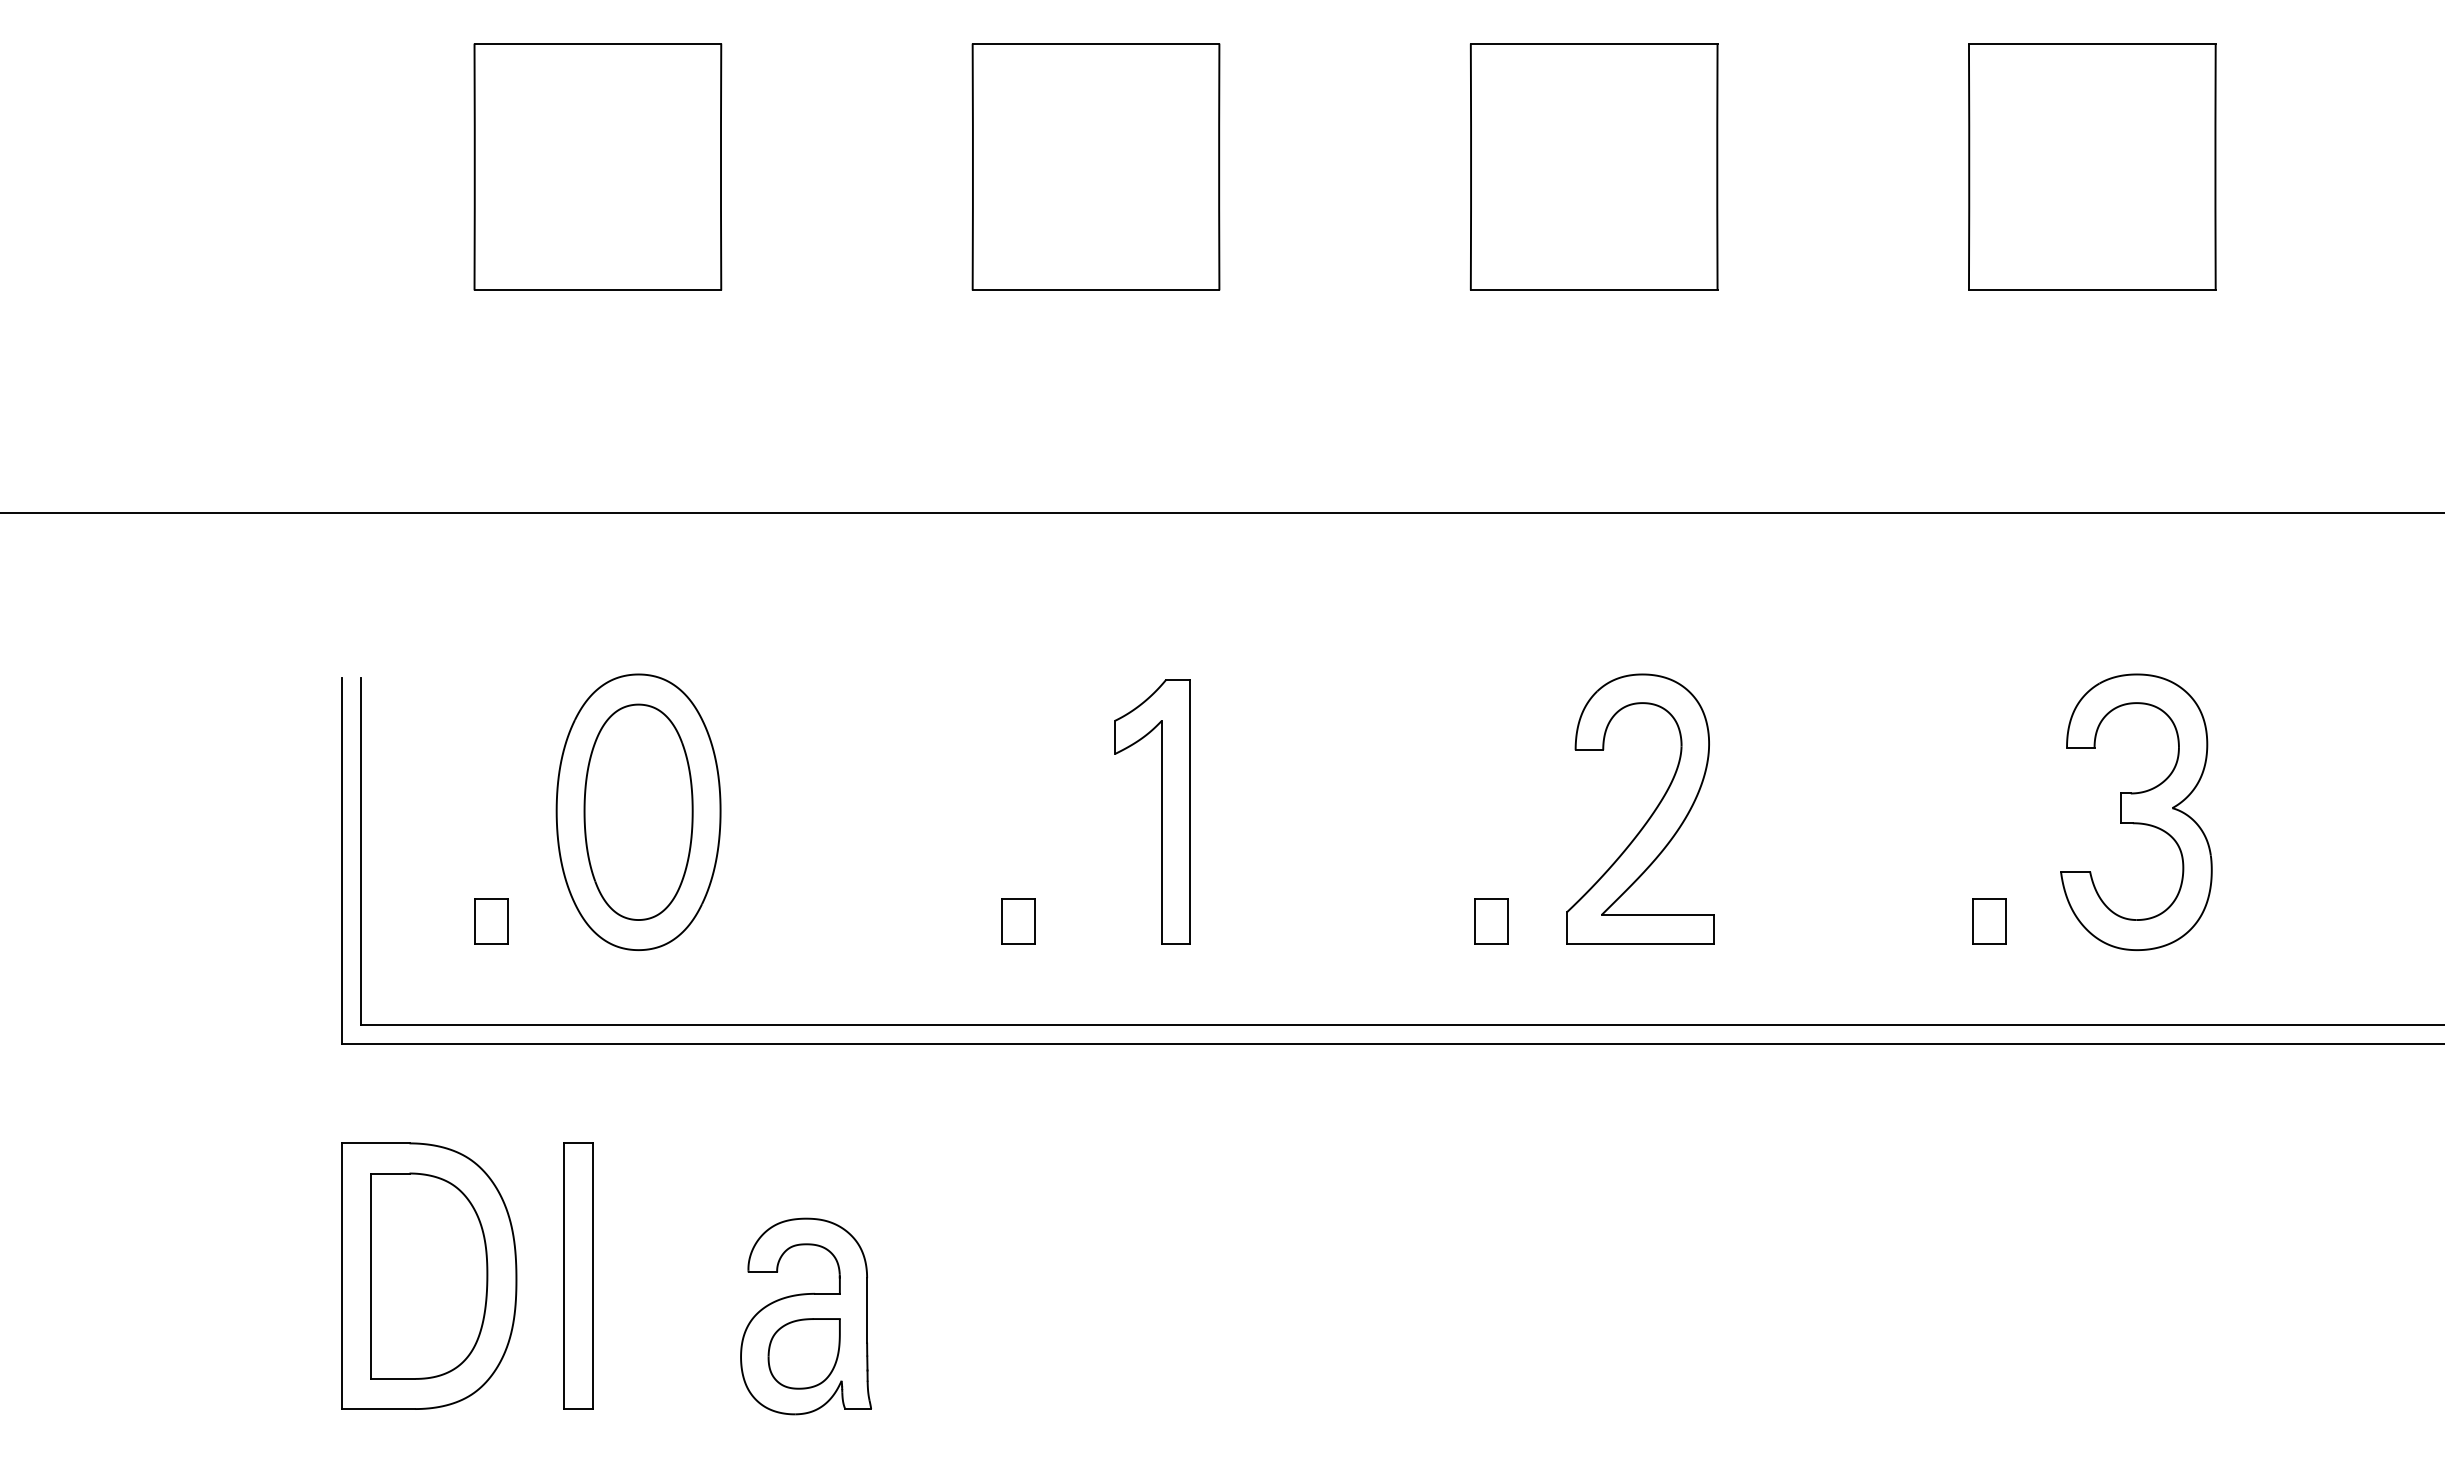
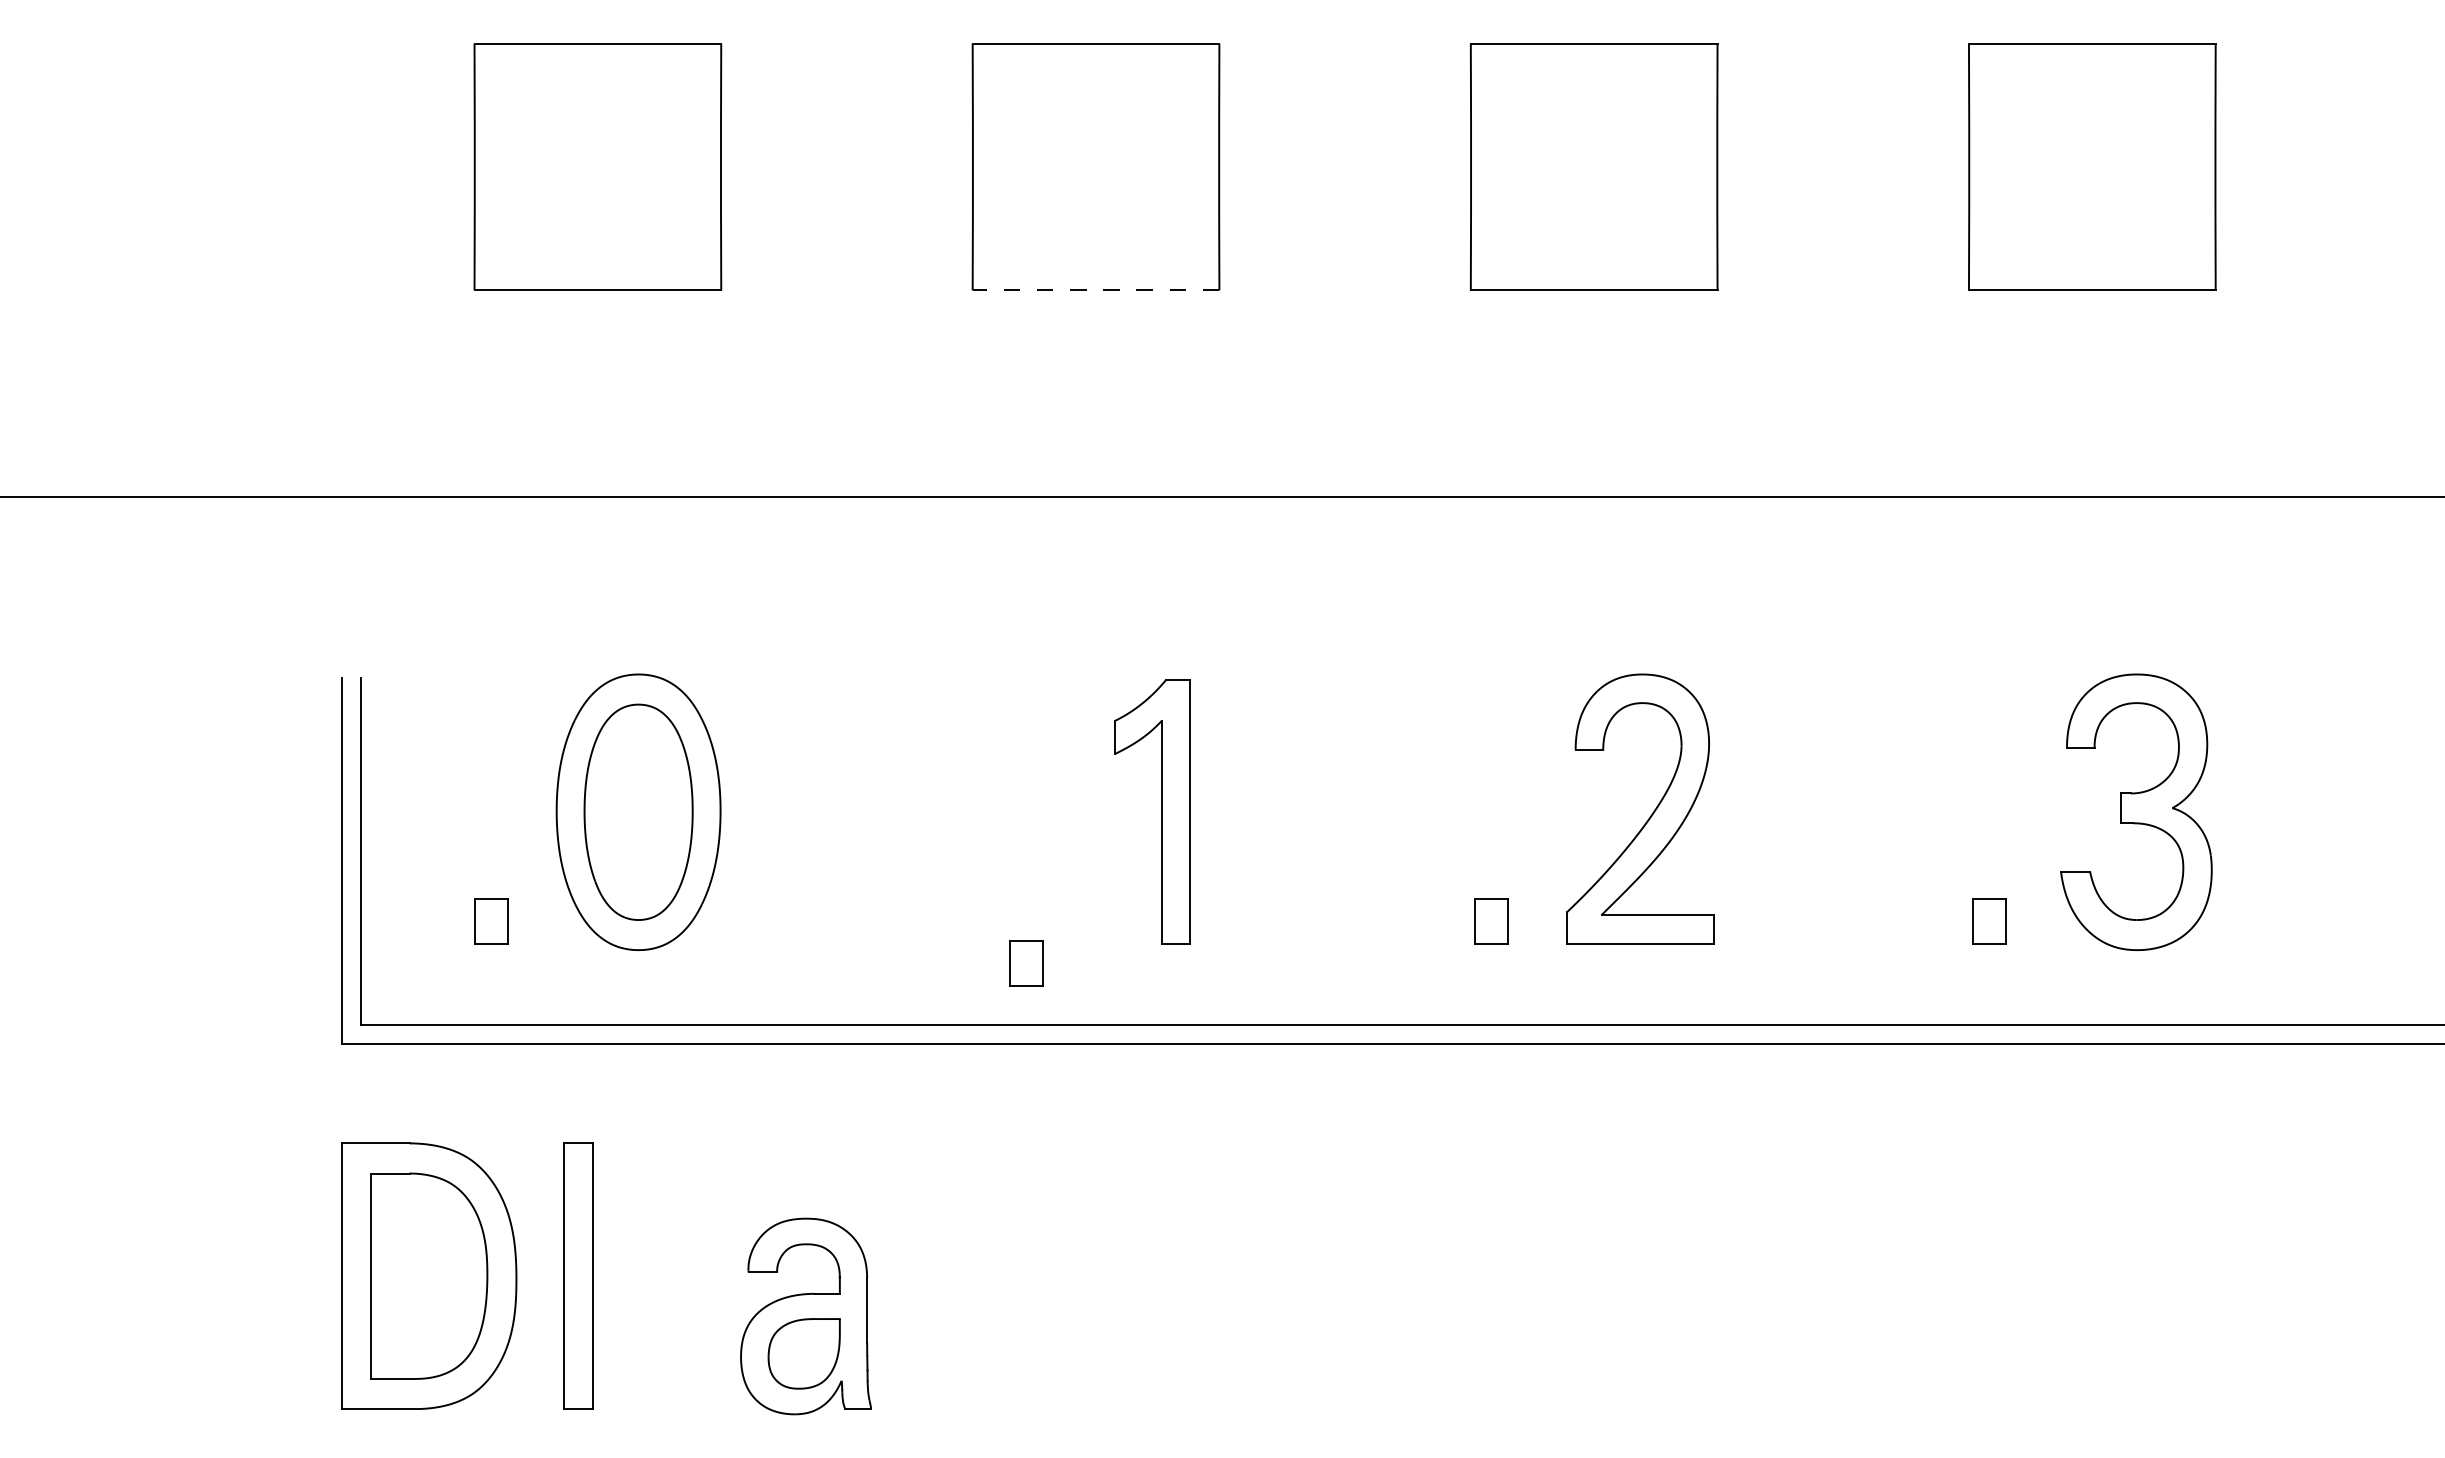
line: solid -> dashed (1095, 290)
line position: (1221, 513) -> (1221, 497) (1221, 497)
part position: (1018, 921) -> (1026, 963) (1026, 963)
